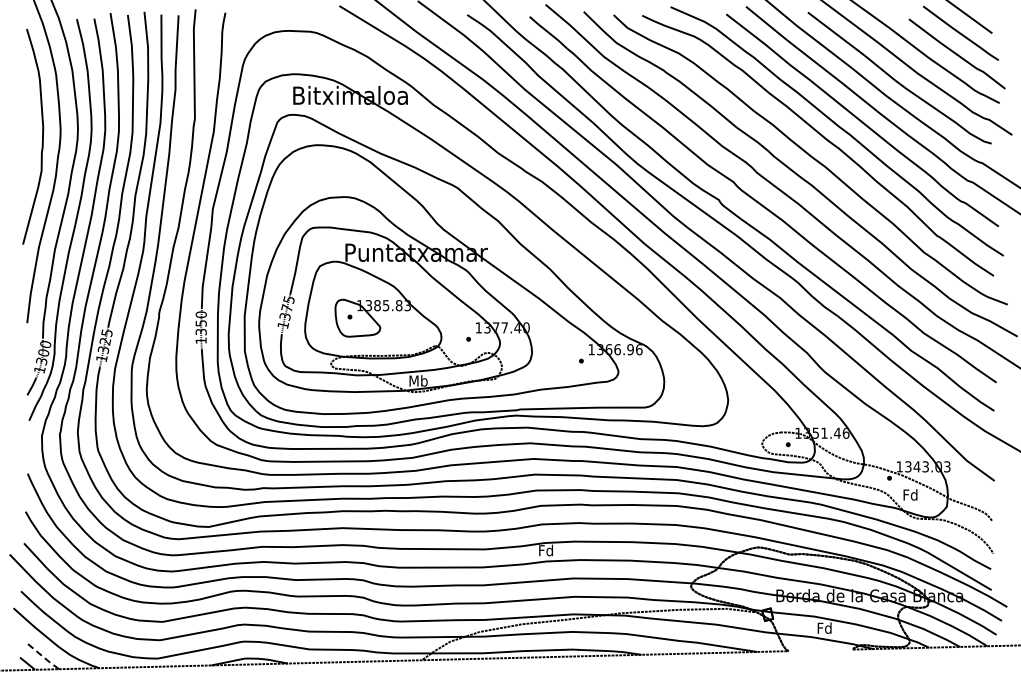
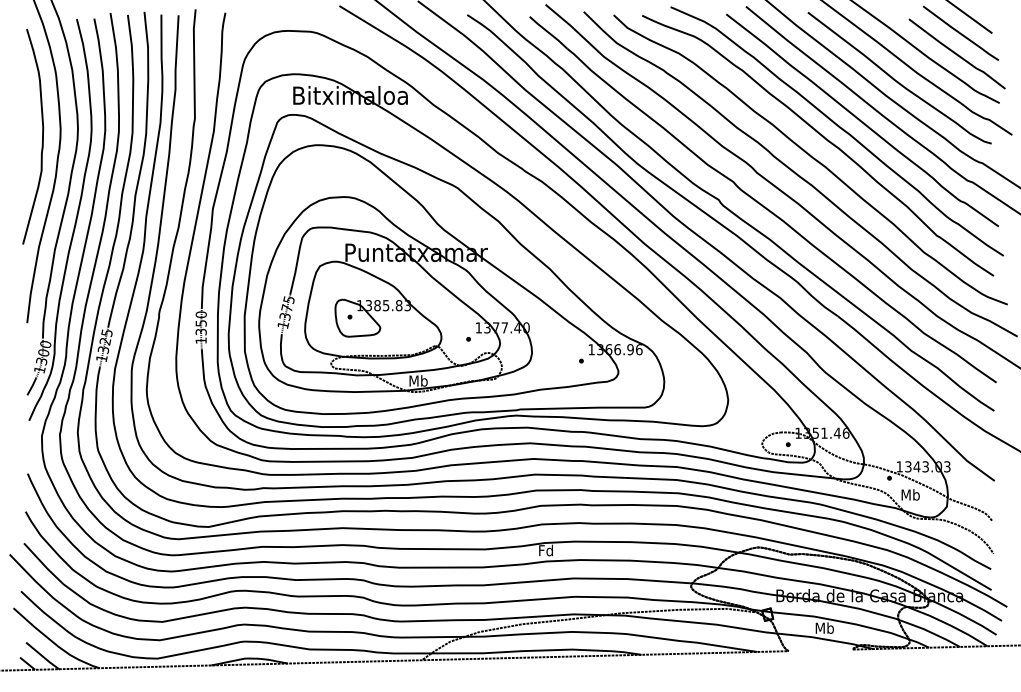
text: Fd -> Mb (910, 494)
text: Fd -> Mb (824, 627)
line: dashed -> solid (42, 656)
